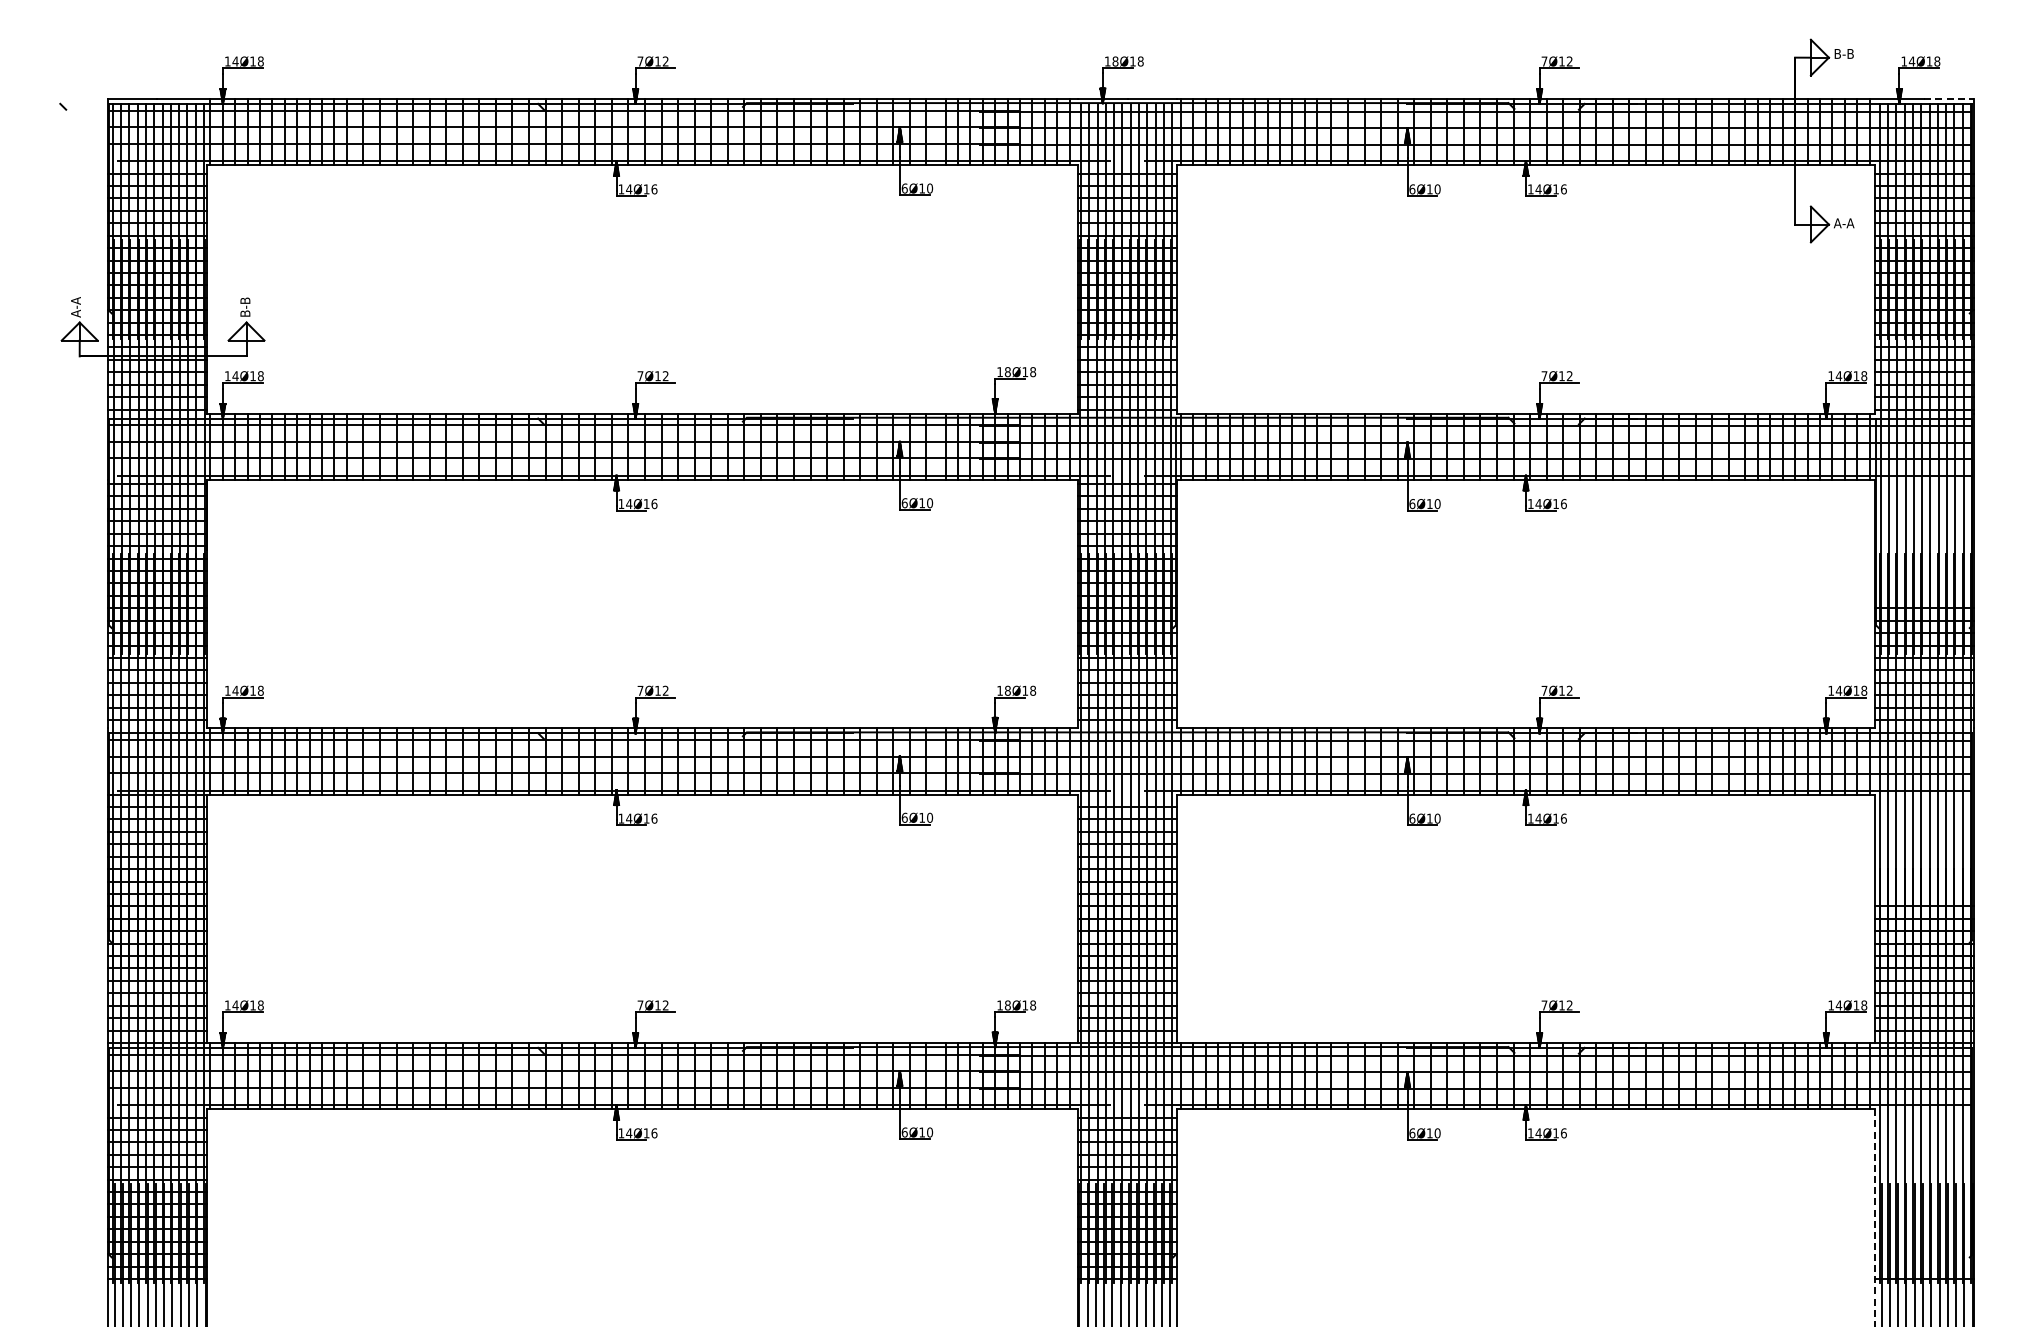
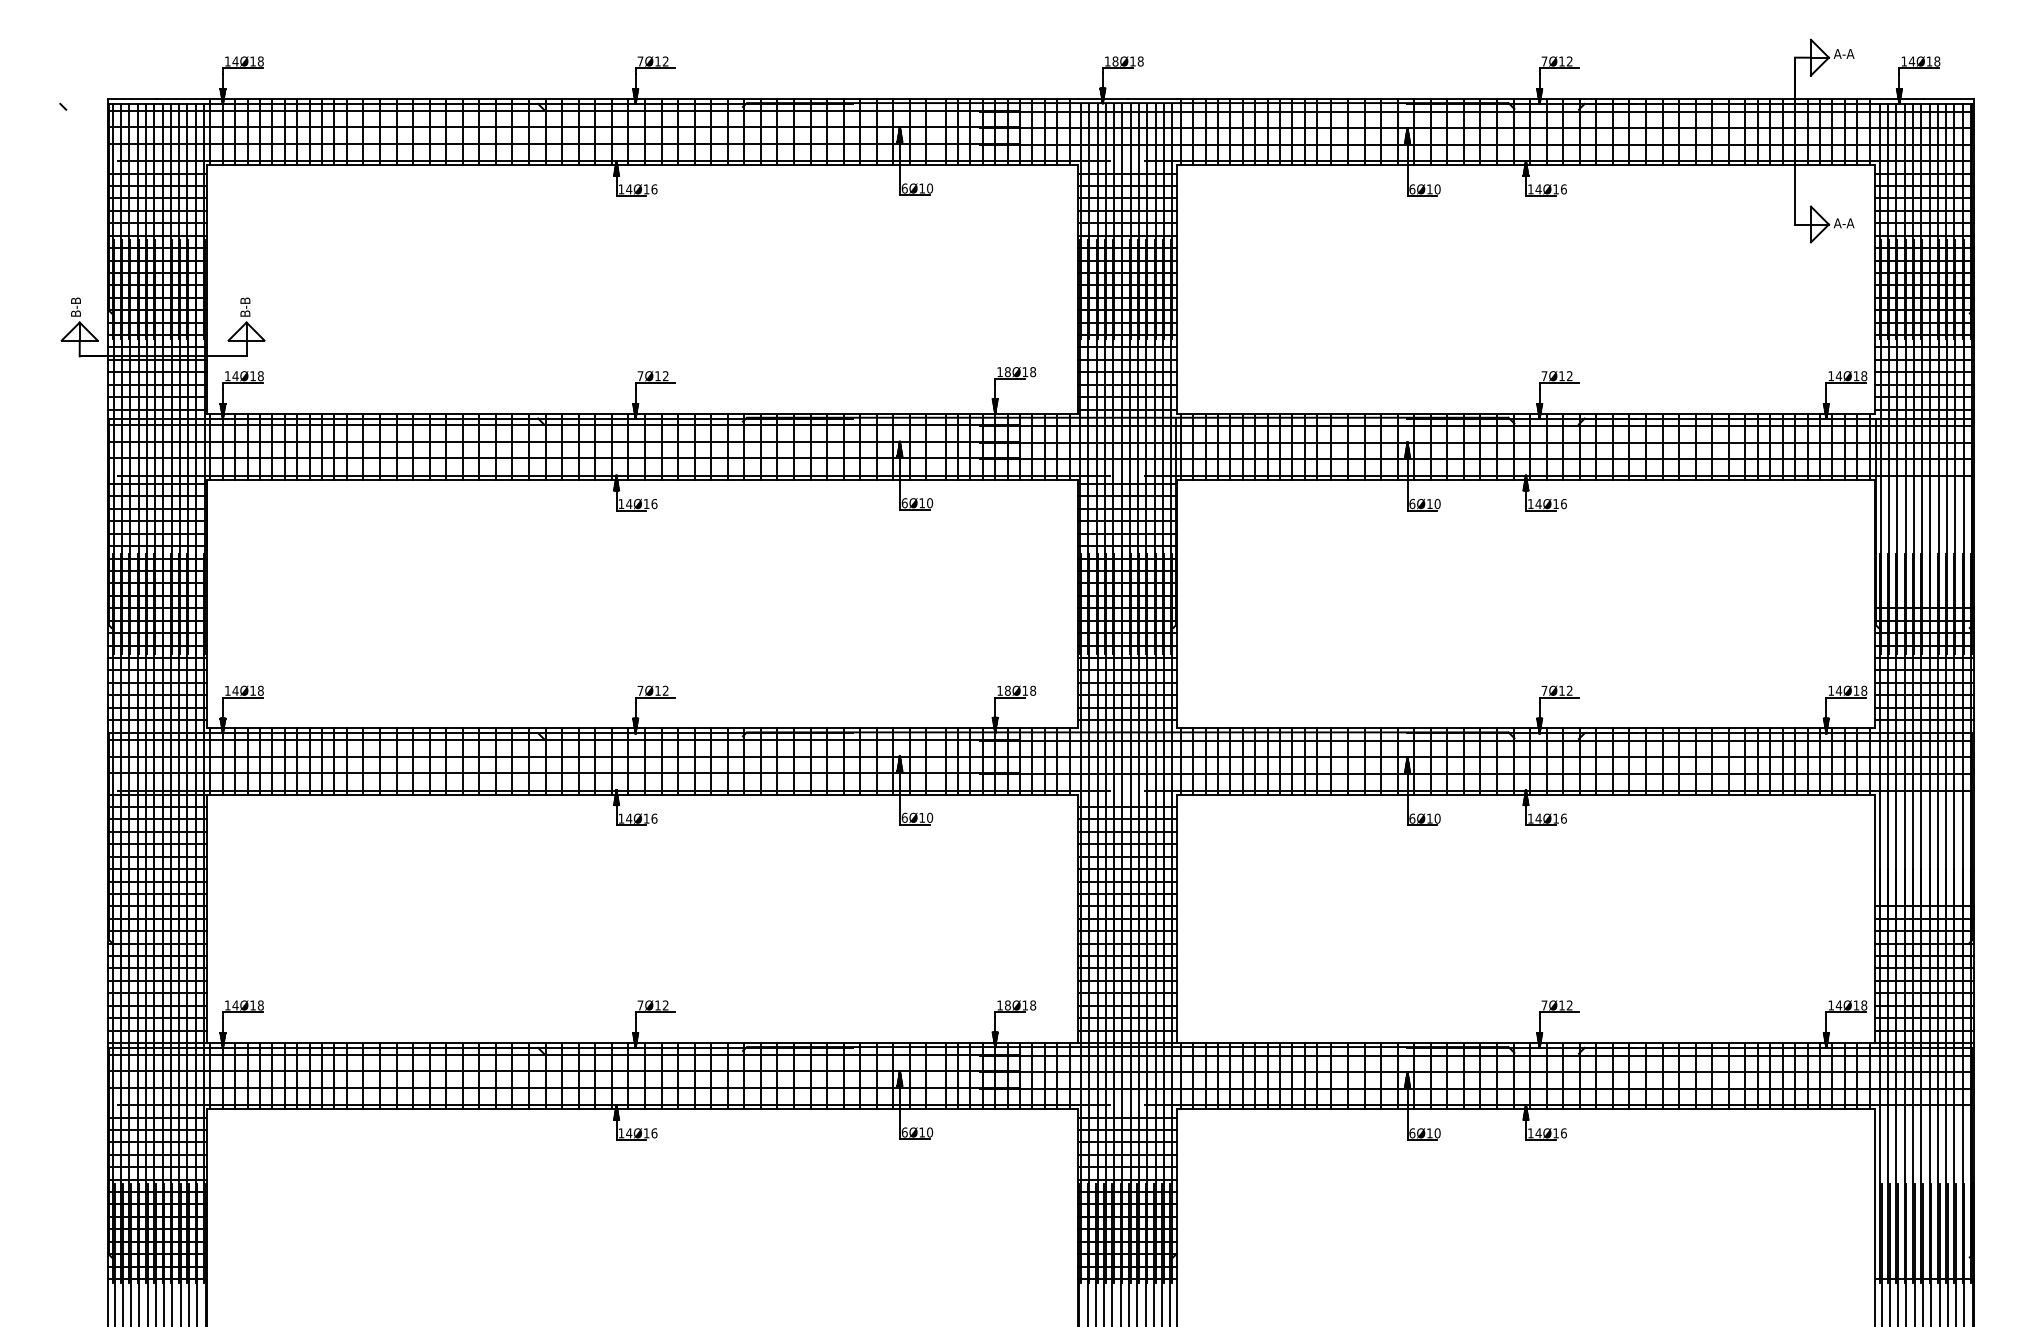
text: B-B -> A-A (1843, 53)
line: dashed -> solid (1949, 99)
text: A-A -> B-B (75, 307)
line: dashed -> solid (1874, 1217)
